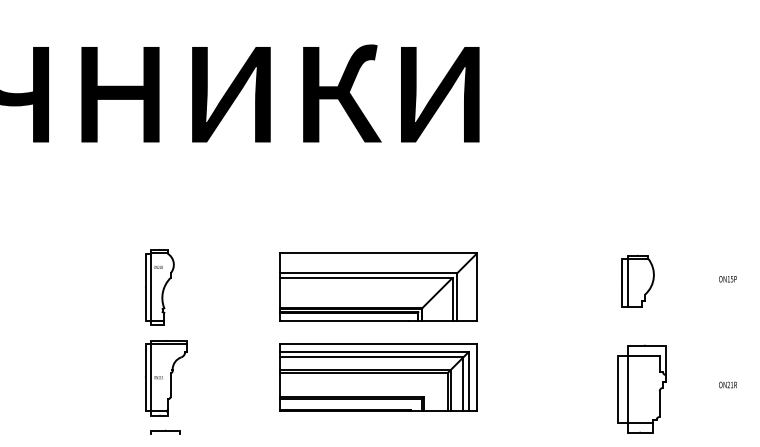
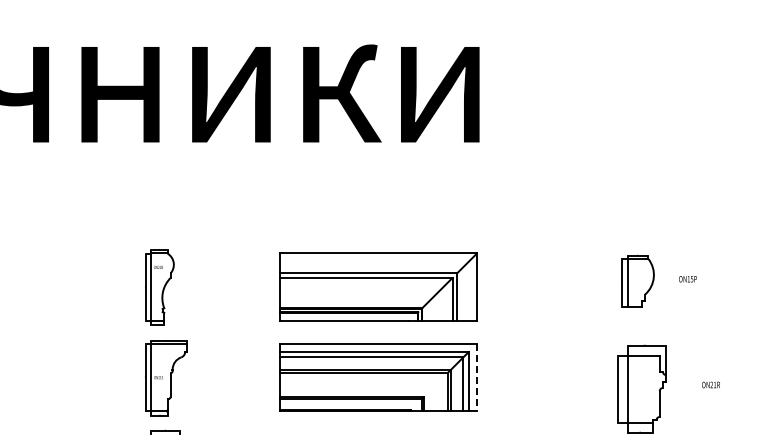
text position: (727, 279) -> (687, 279) (687, 279)
line: solid -> dashed (477, 377)
text position: (727, 384) -> (710, 384) (710, 384)
